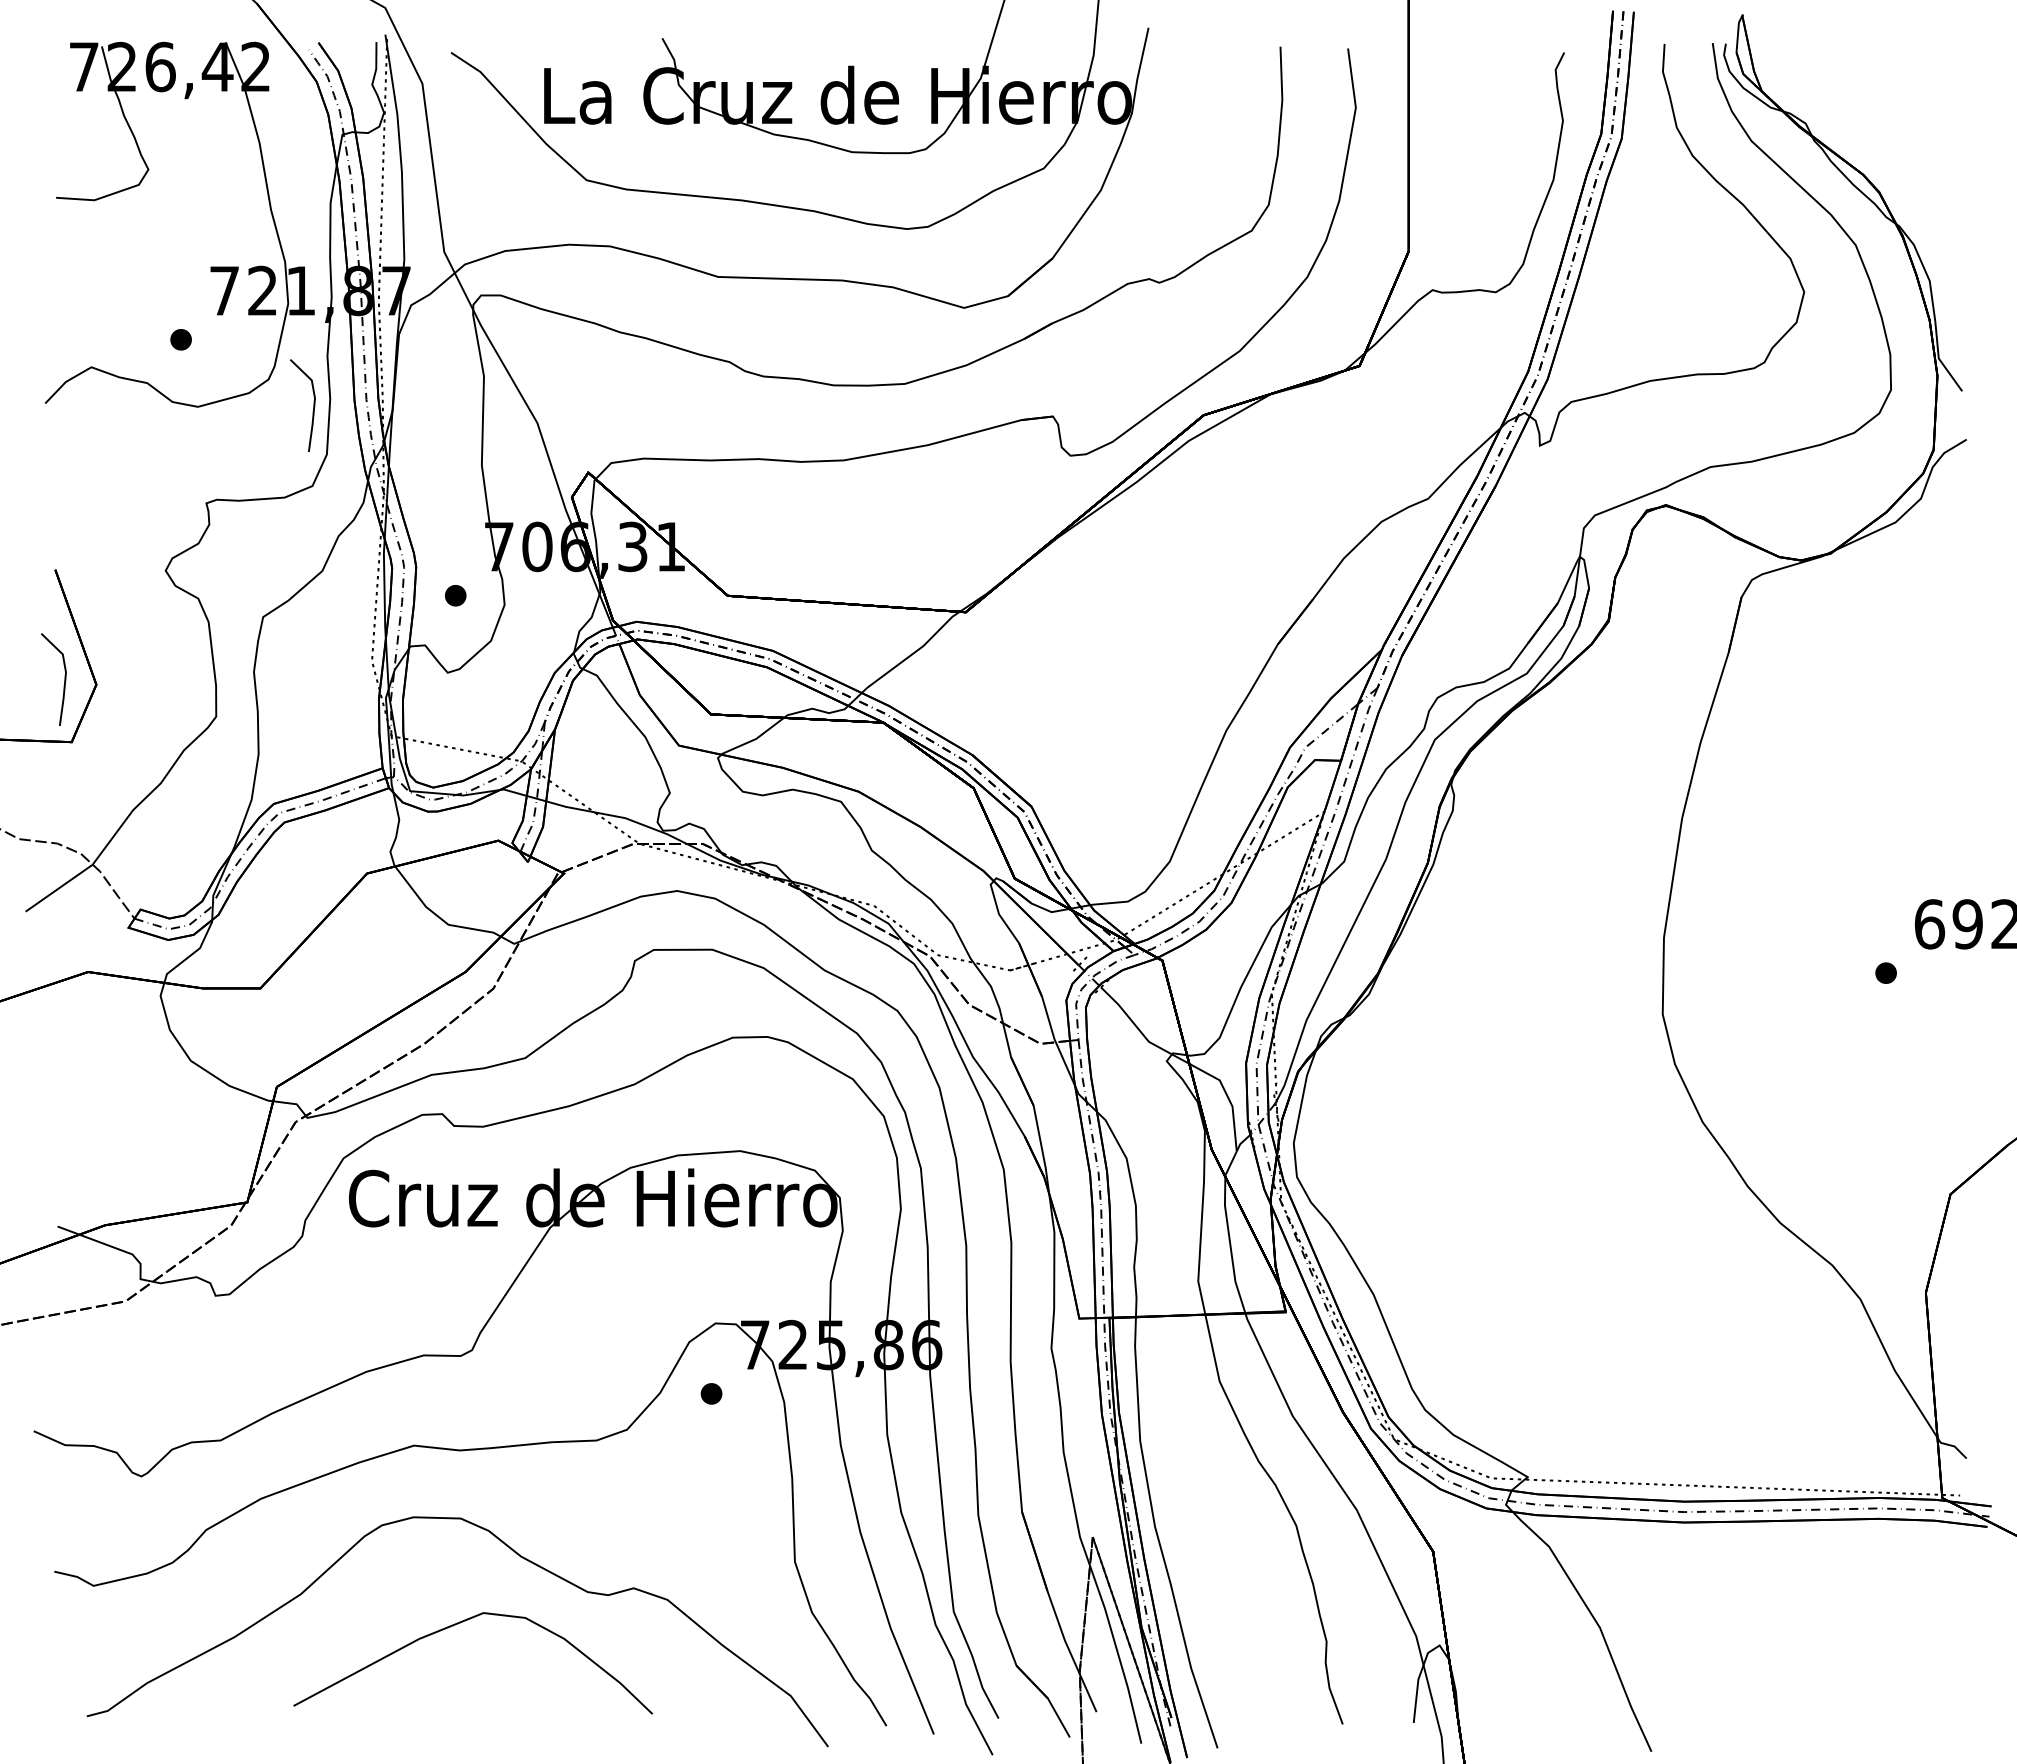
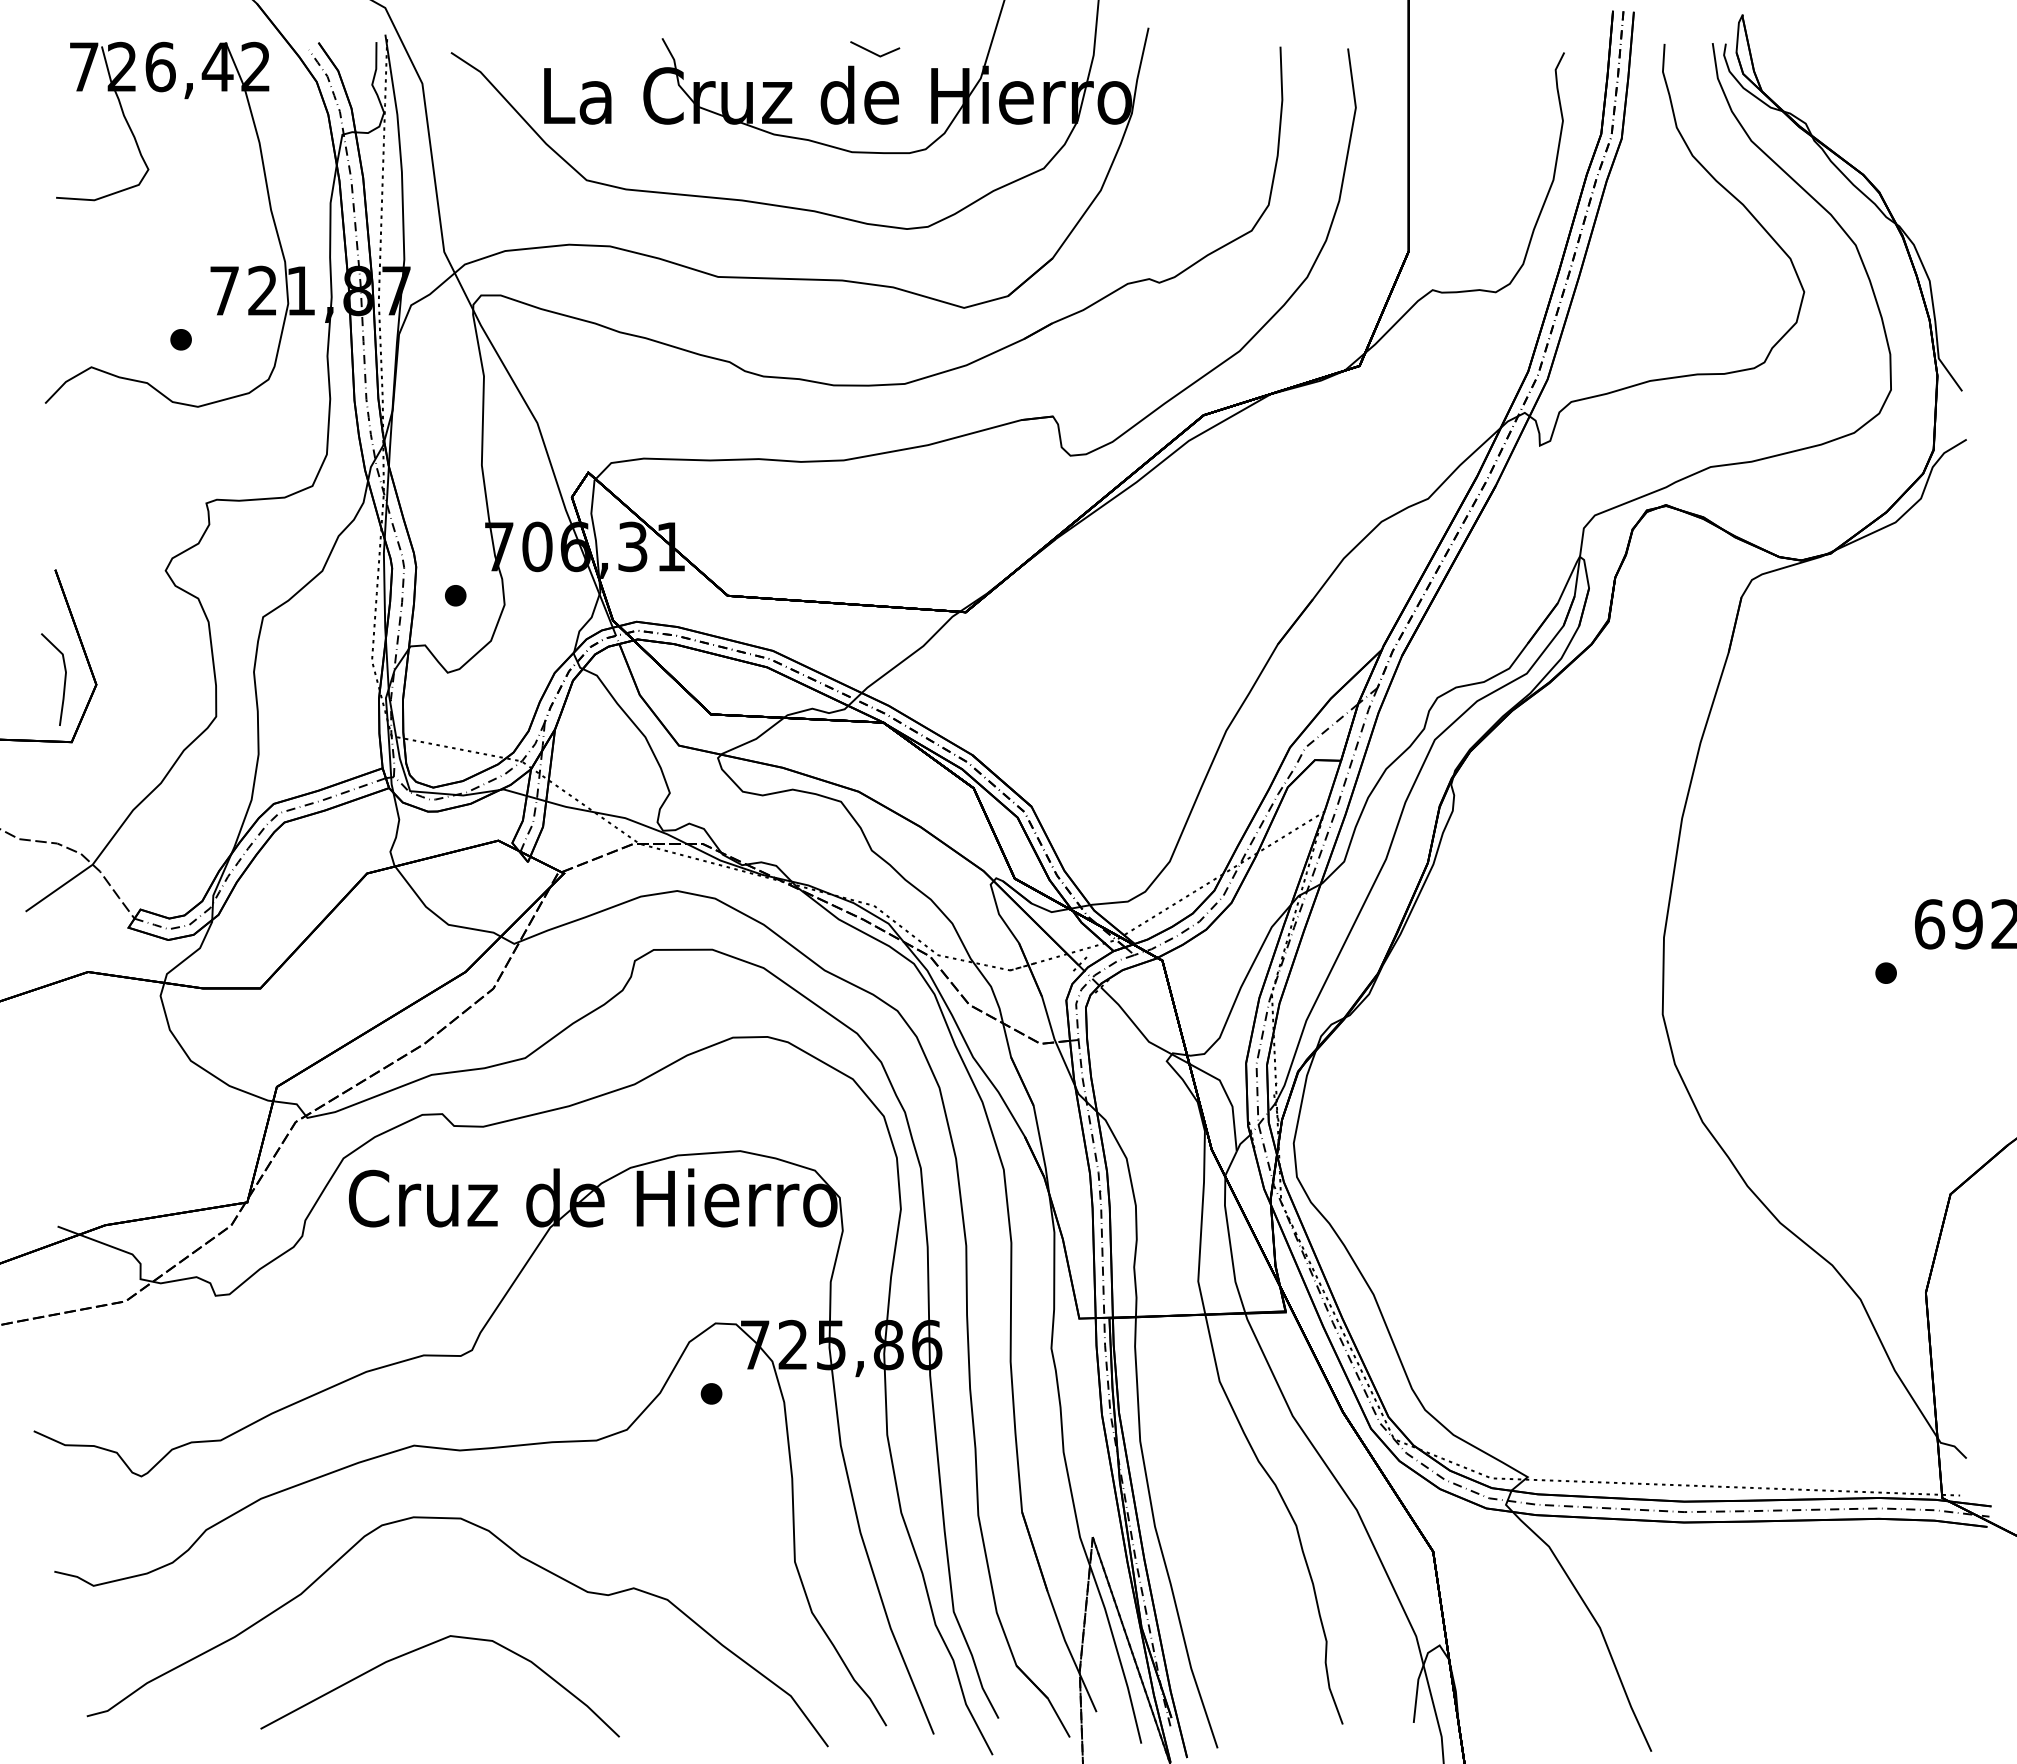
line: none -> present (874, 52)
line: present -> none (313, 405)
curve position: (458, 1624) -> (425, 1647) (425, 1647)
